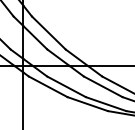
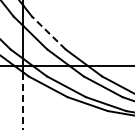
line: solid -> dashed (48, 33)
line: solid -> dashed (23, 101)
